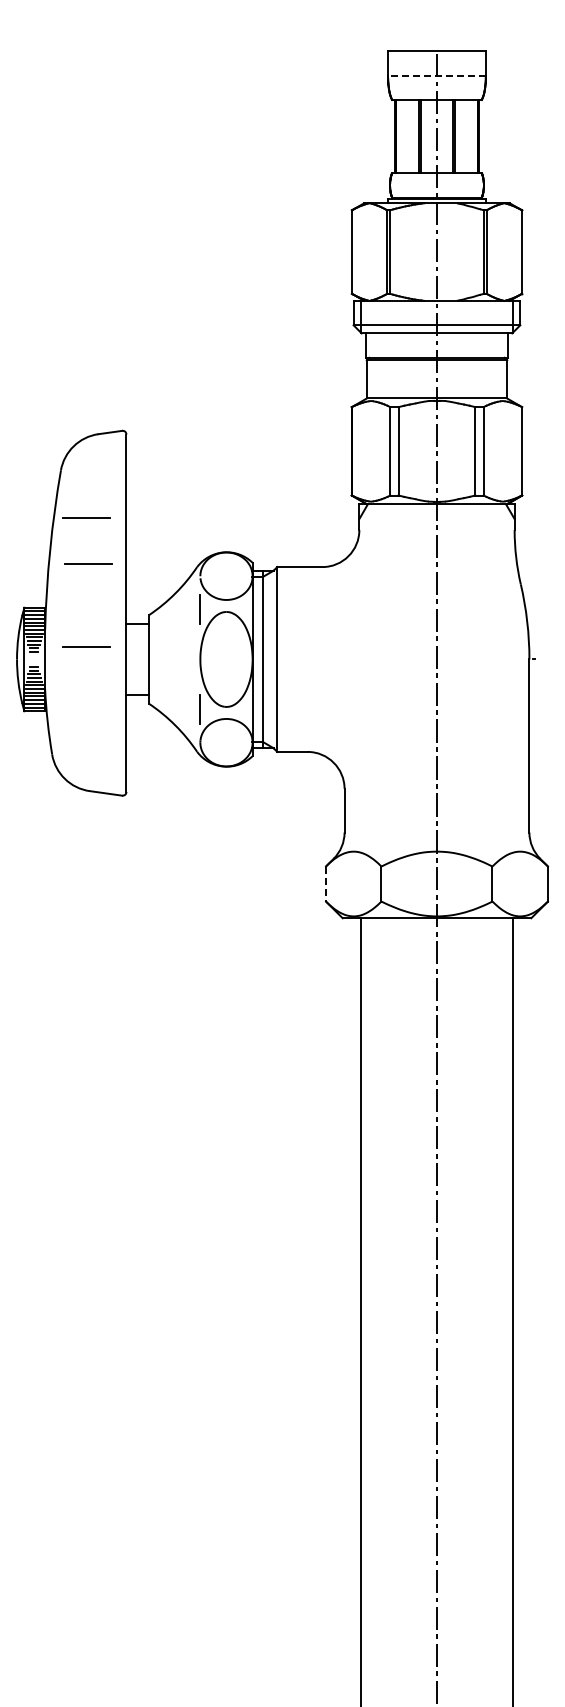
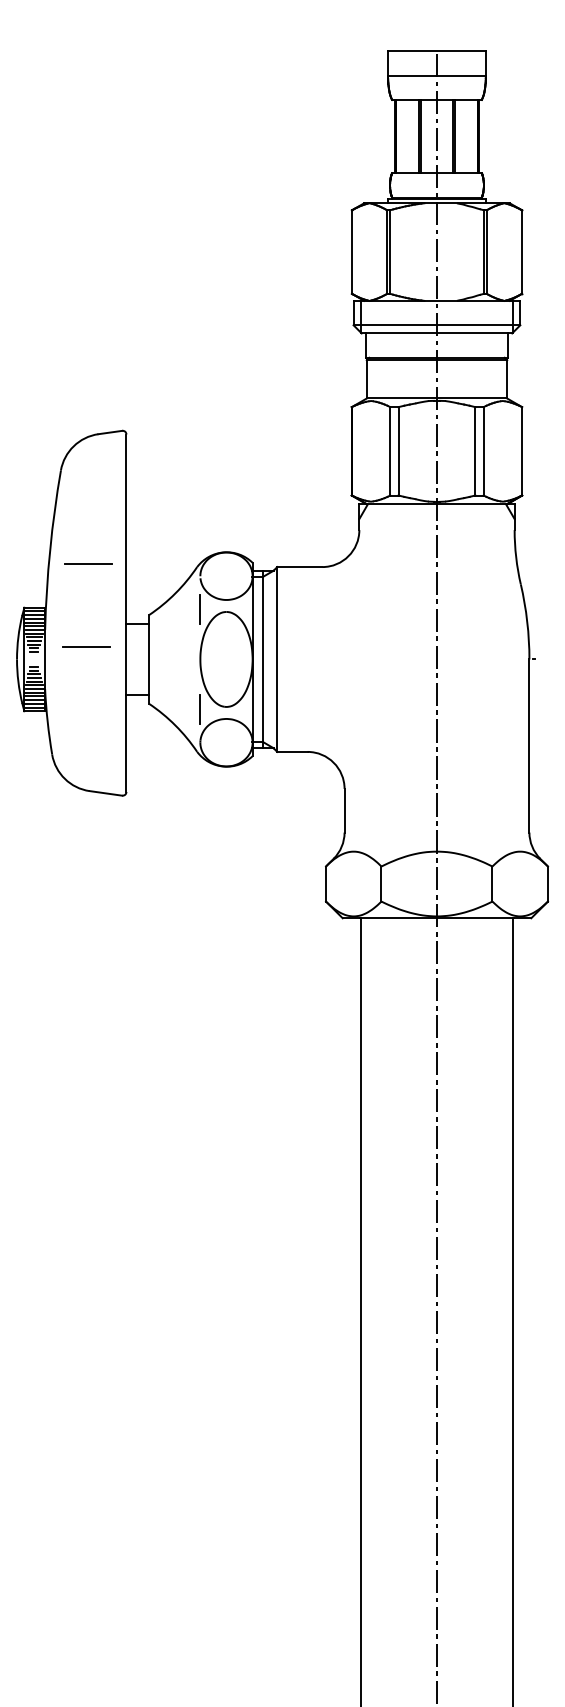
line: dashed -> solid (437, 75)
line: present -> none (86, 517)
line: dashed -> solid (326, 884)
